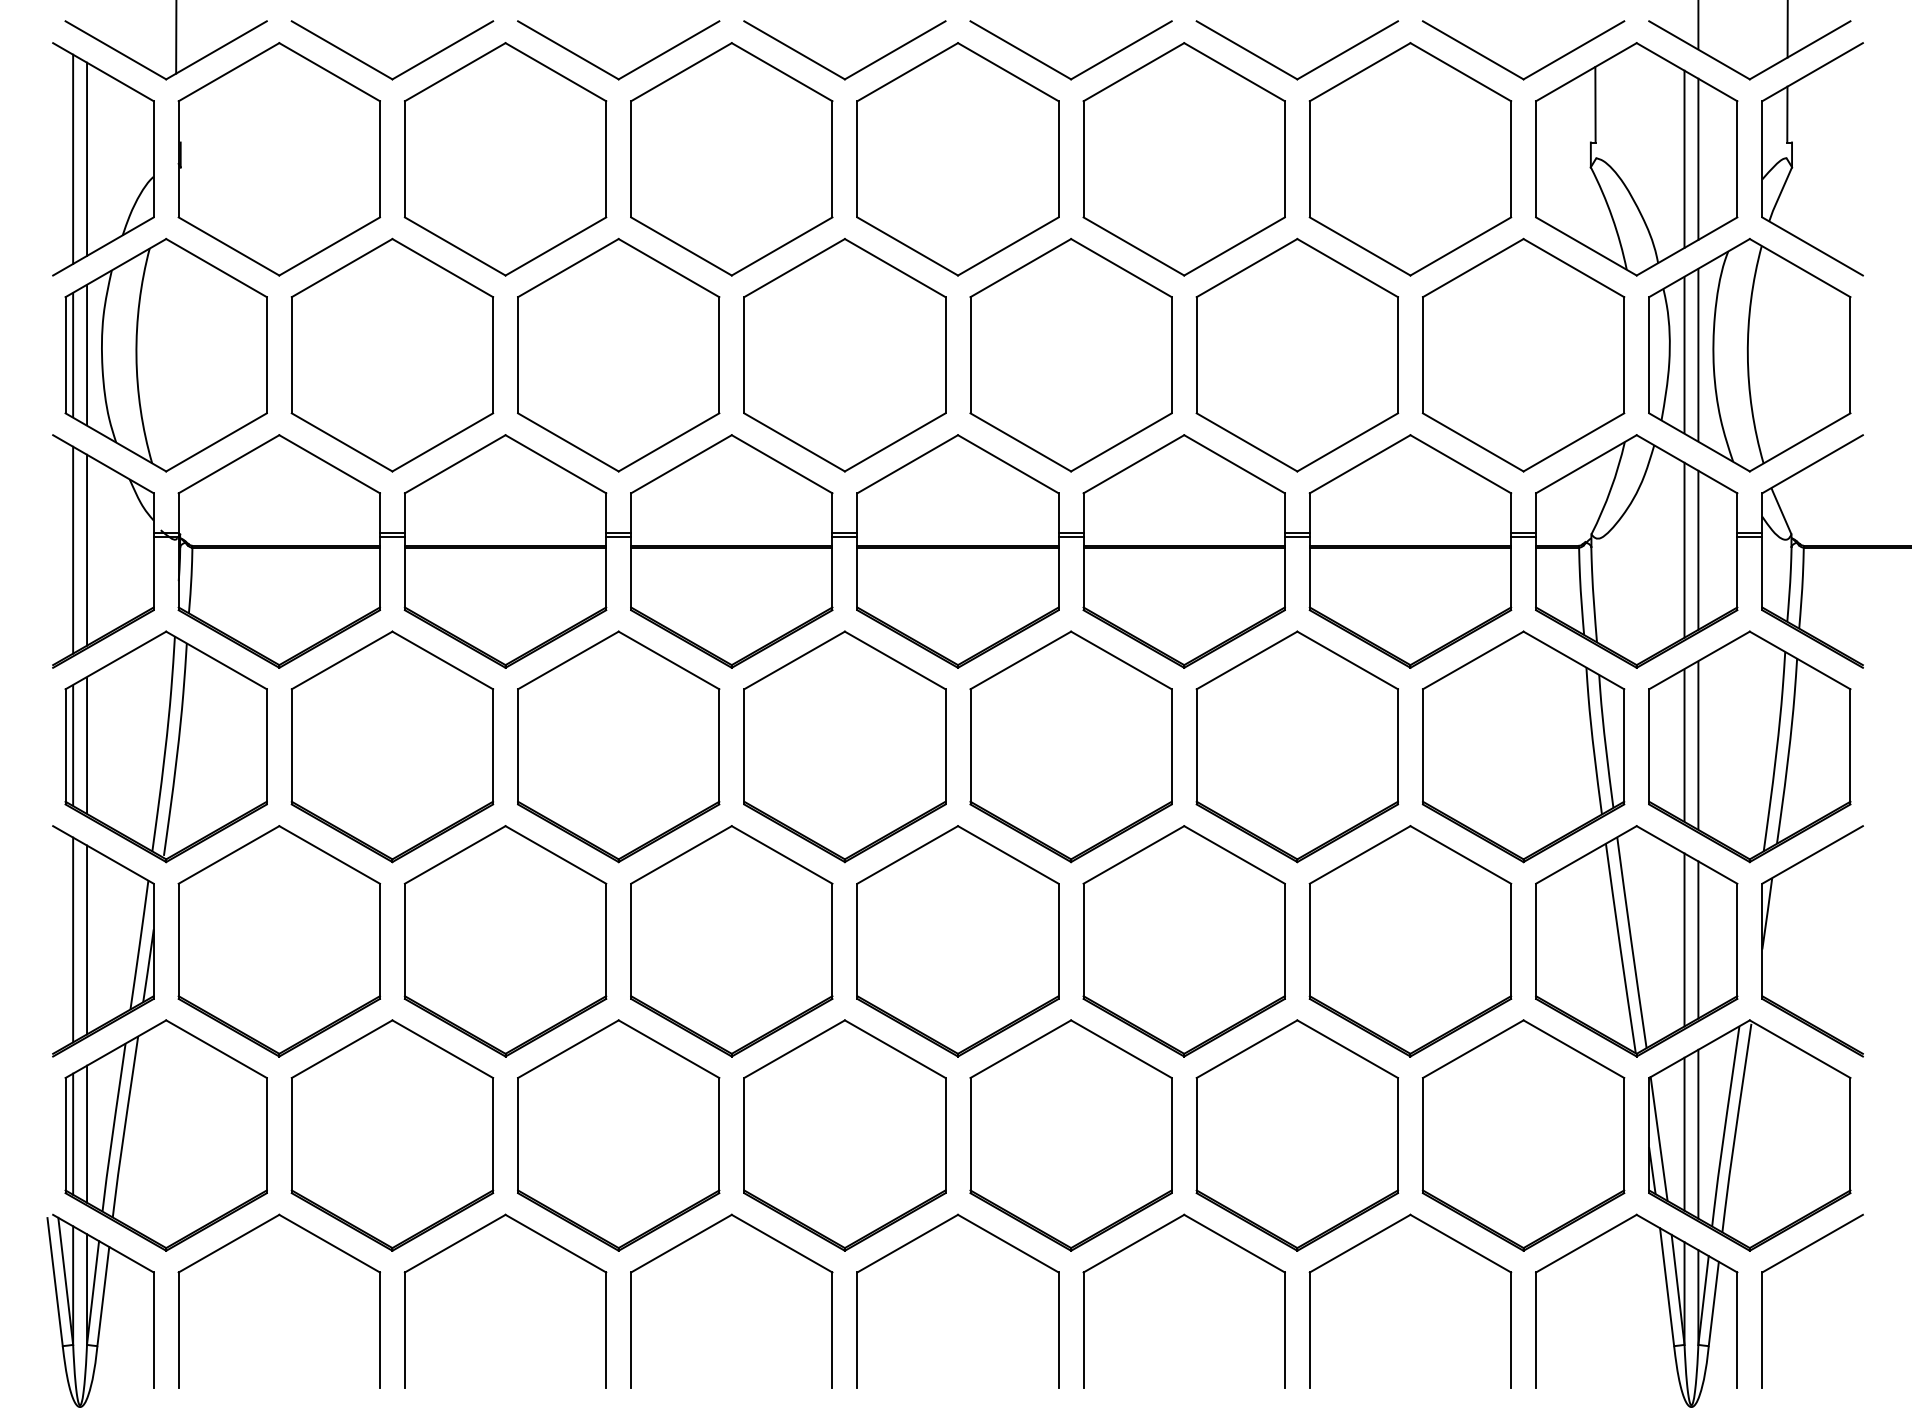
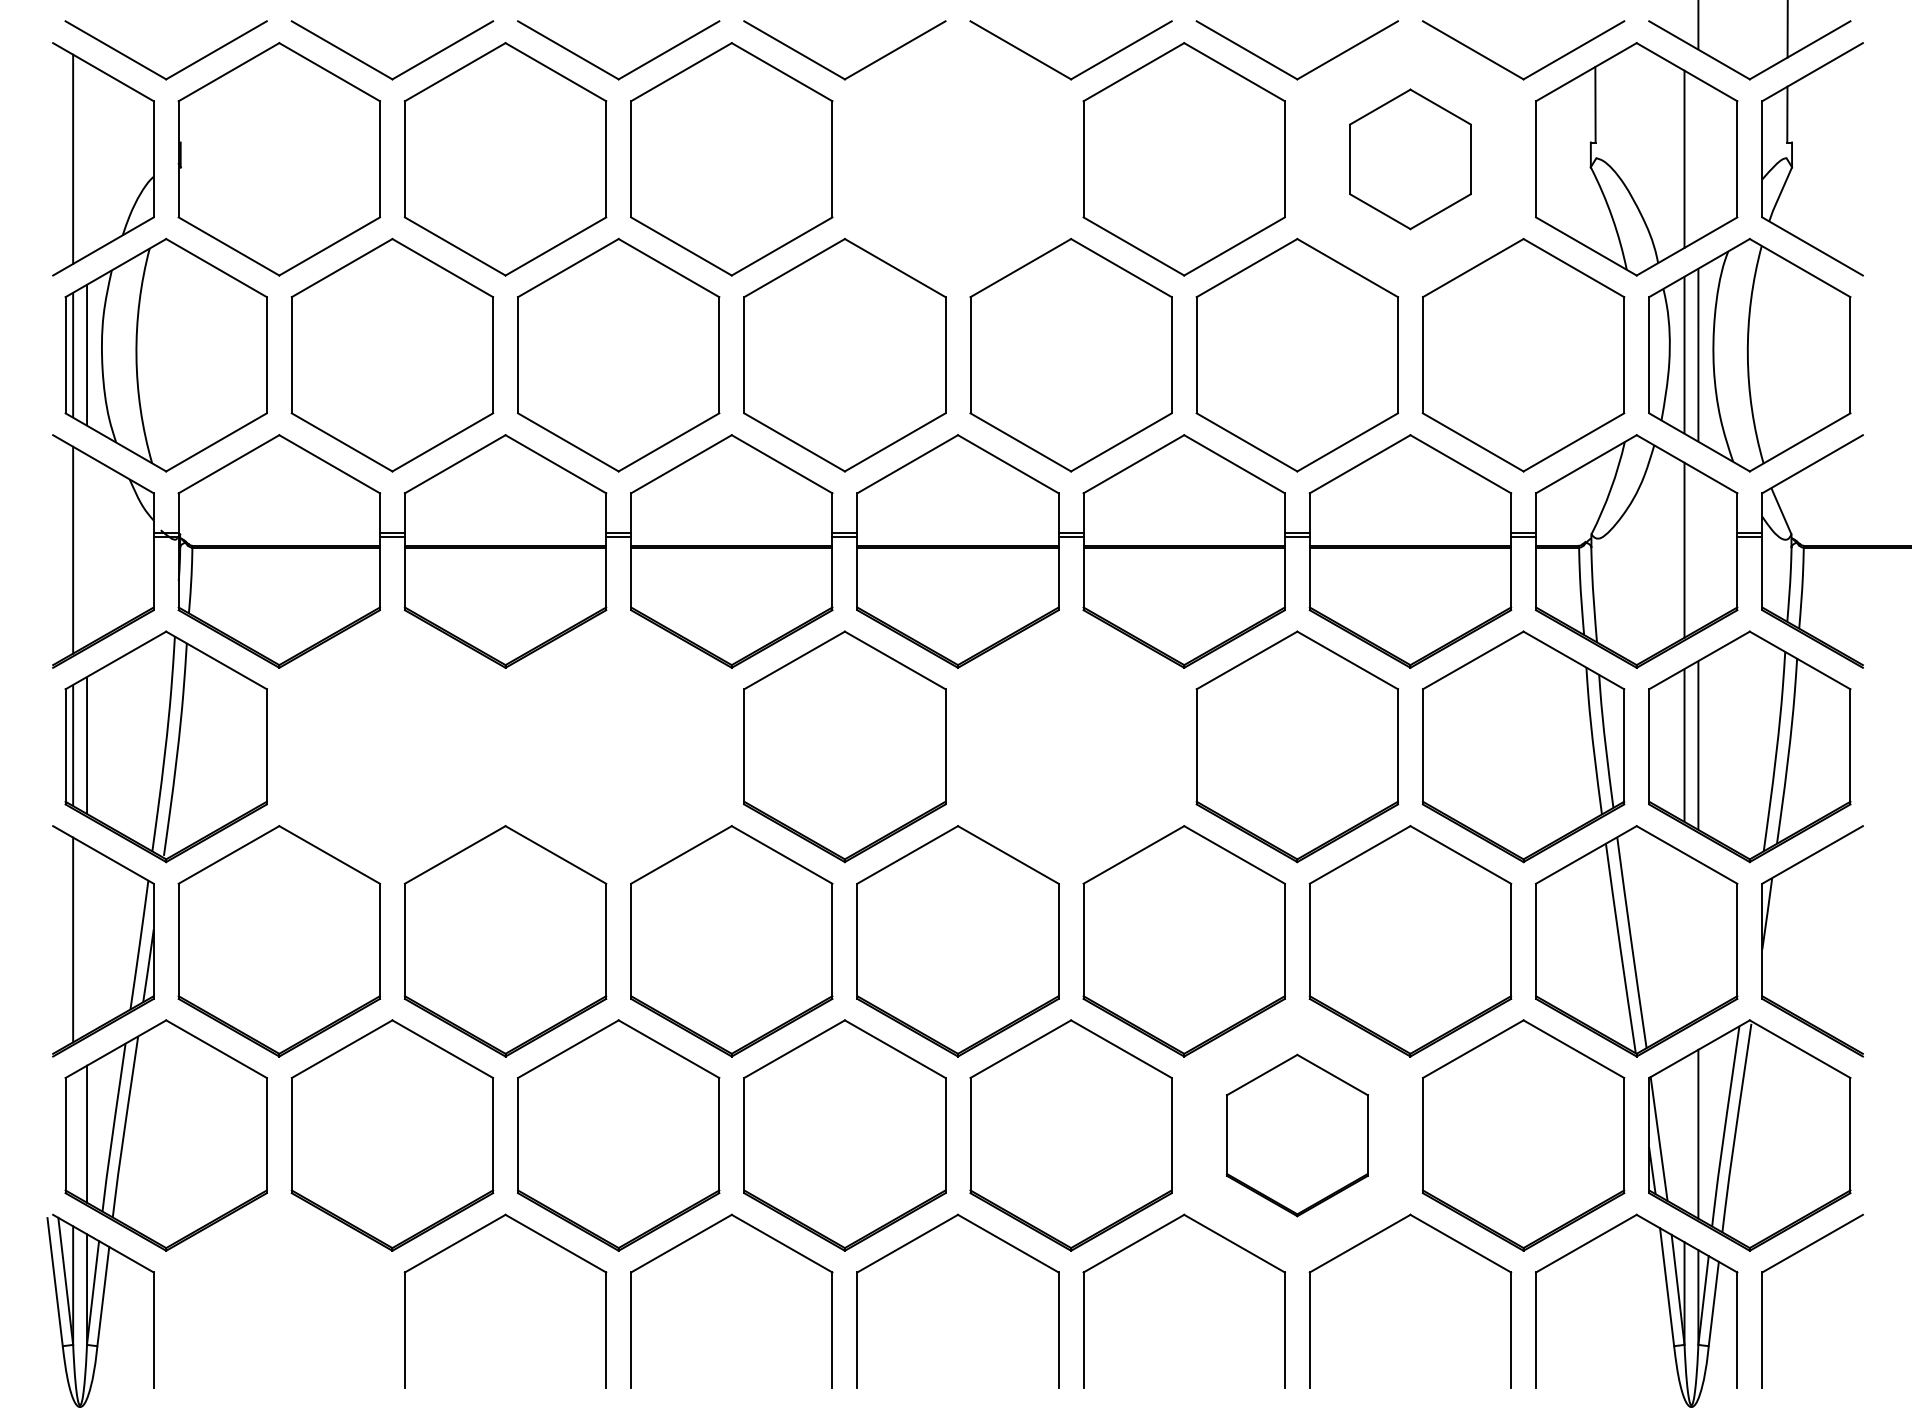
line: present -> none (176, 37)
line: present -> none (87, 158)
line: present -> none (1698, 158)
part: present -> none (957, 159)
part size: 205x235 px -> 123x143 px (1410, 159)
line: present -> none (87, 549)
line: present -> none (1698, 549)
part: present -> none (392, 746)
part: present -> none (618, 746)
part: present -> none (1070, 746)
line: present -> none (87, 939)
line: present -> none (1684, 939)
line: present -> none (1698, 939)
line: present -> none (73, 1133)
line: present -> none (1684, 1133)
part size: 205x233 px -> 143x165 px (1297, 1135)
part: present -> none (240, 1238)
